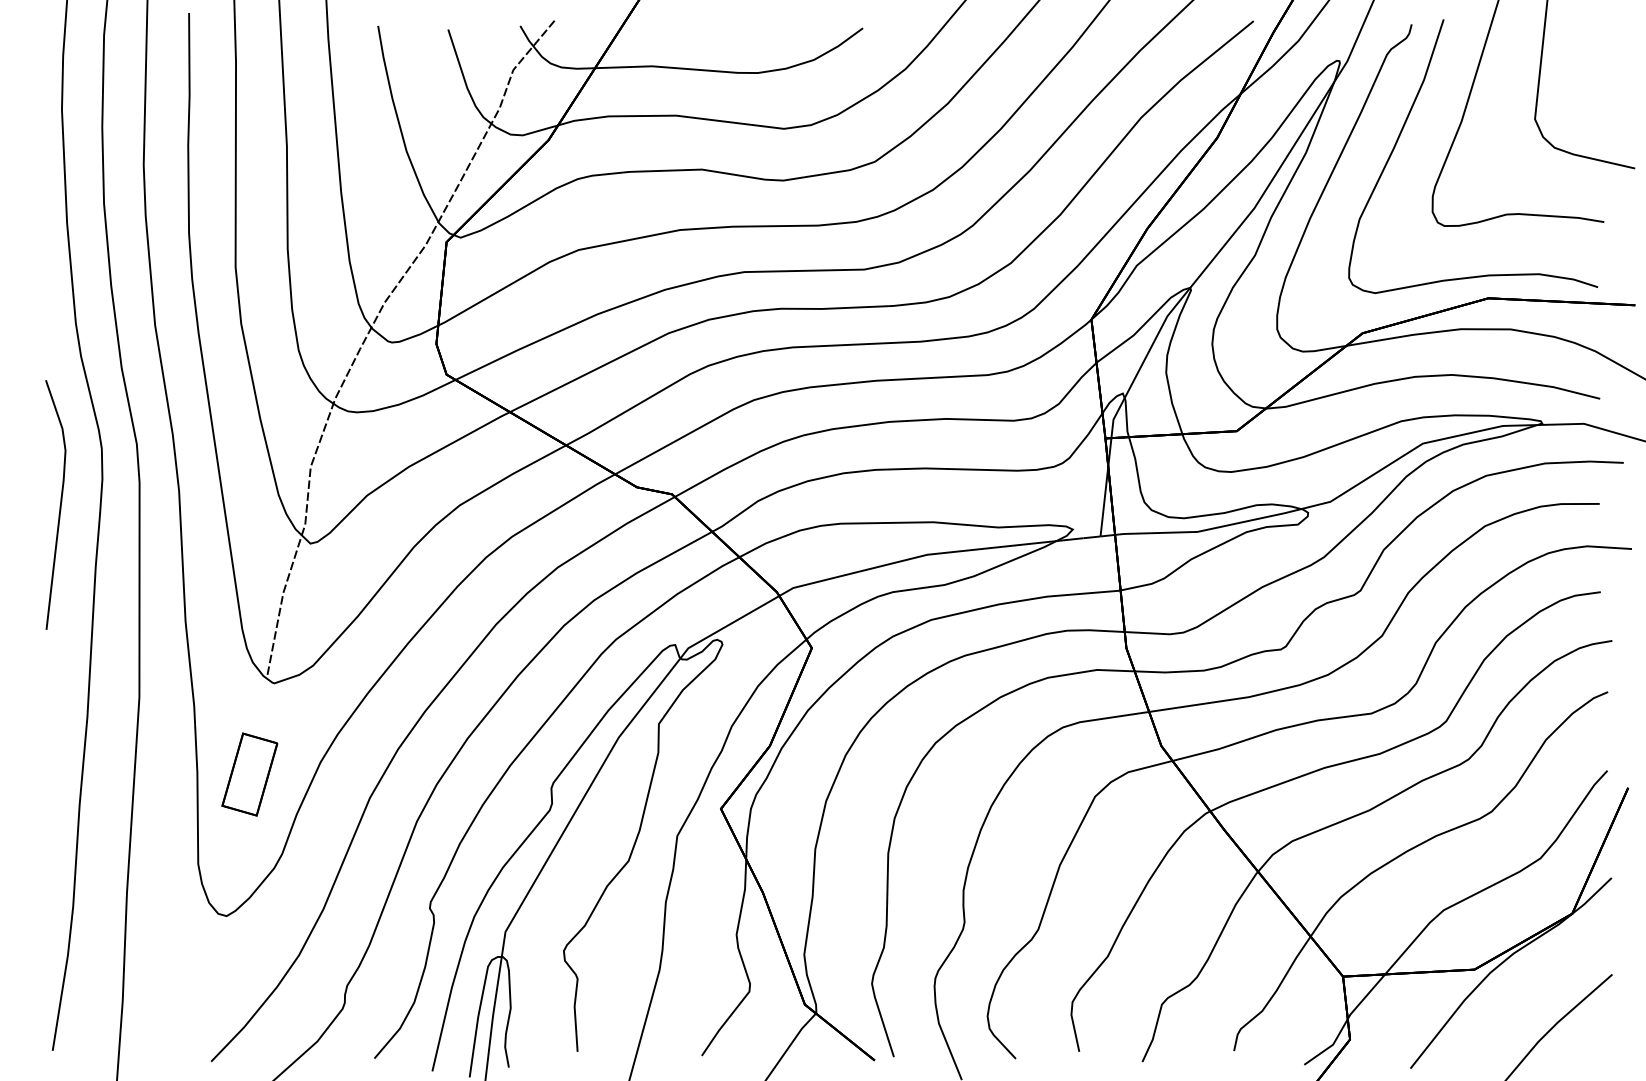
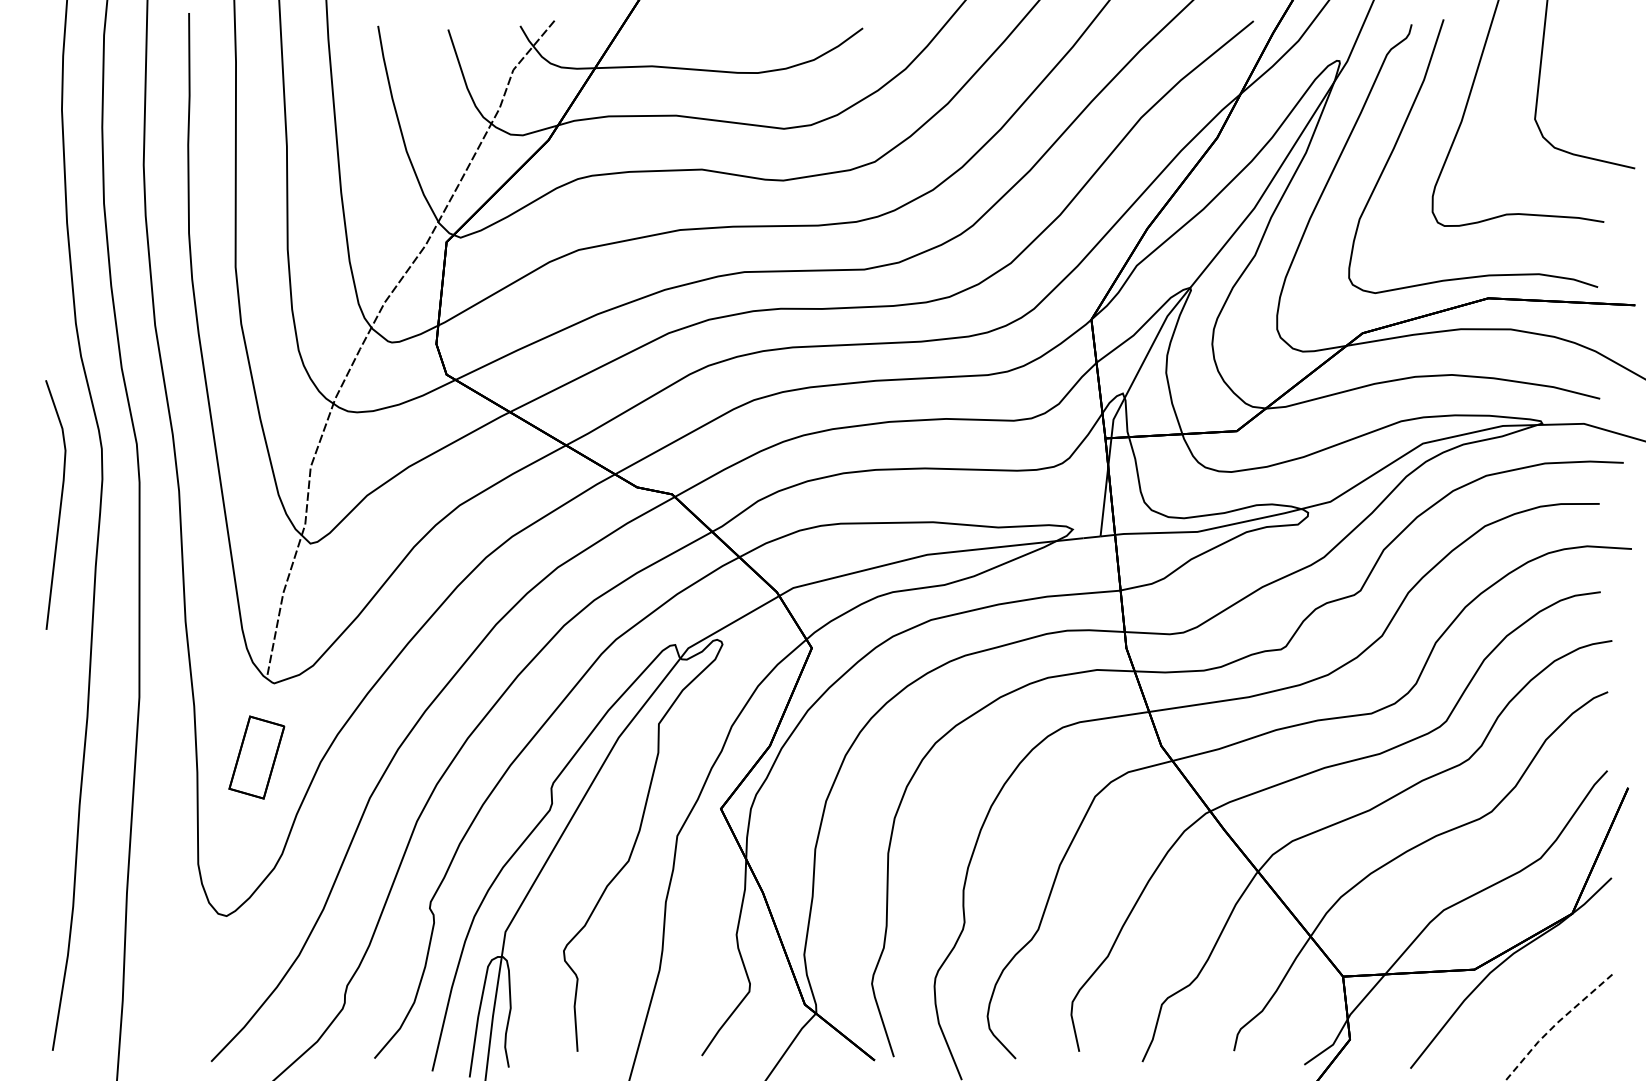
part position: (249, 774) -> (256, 757) (256, 757)
line: solid -> dashed (1555, 1024)
